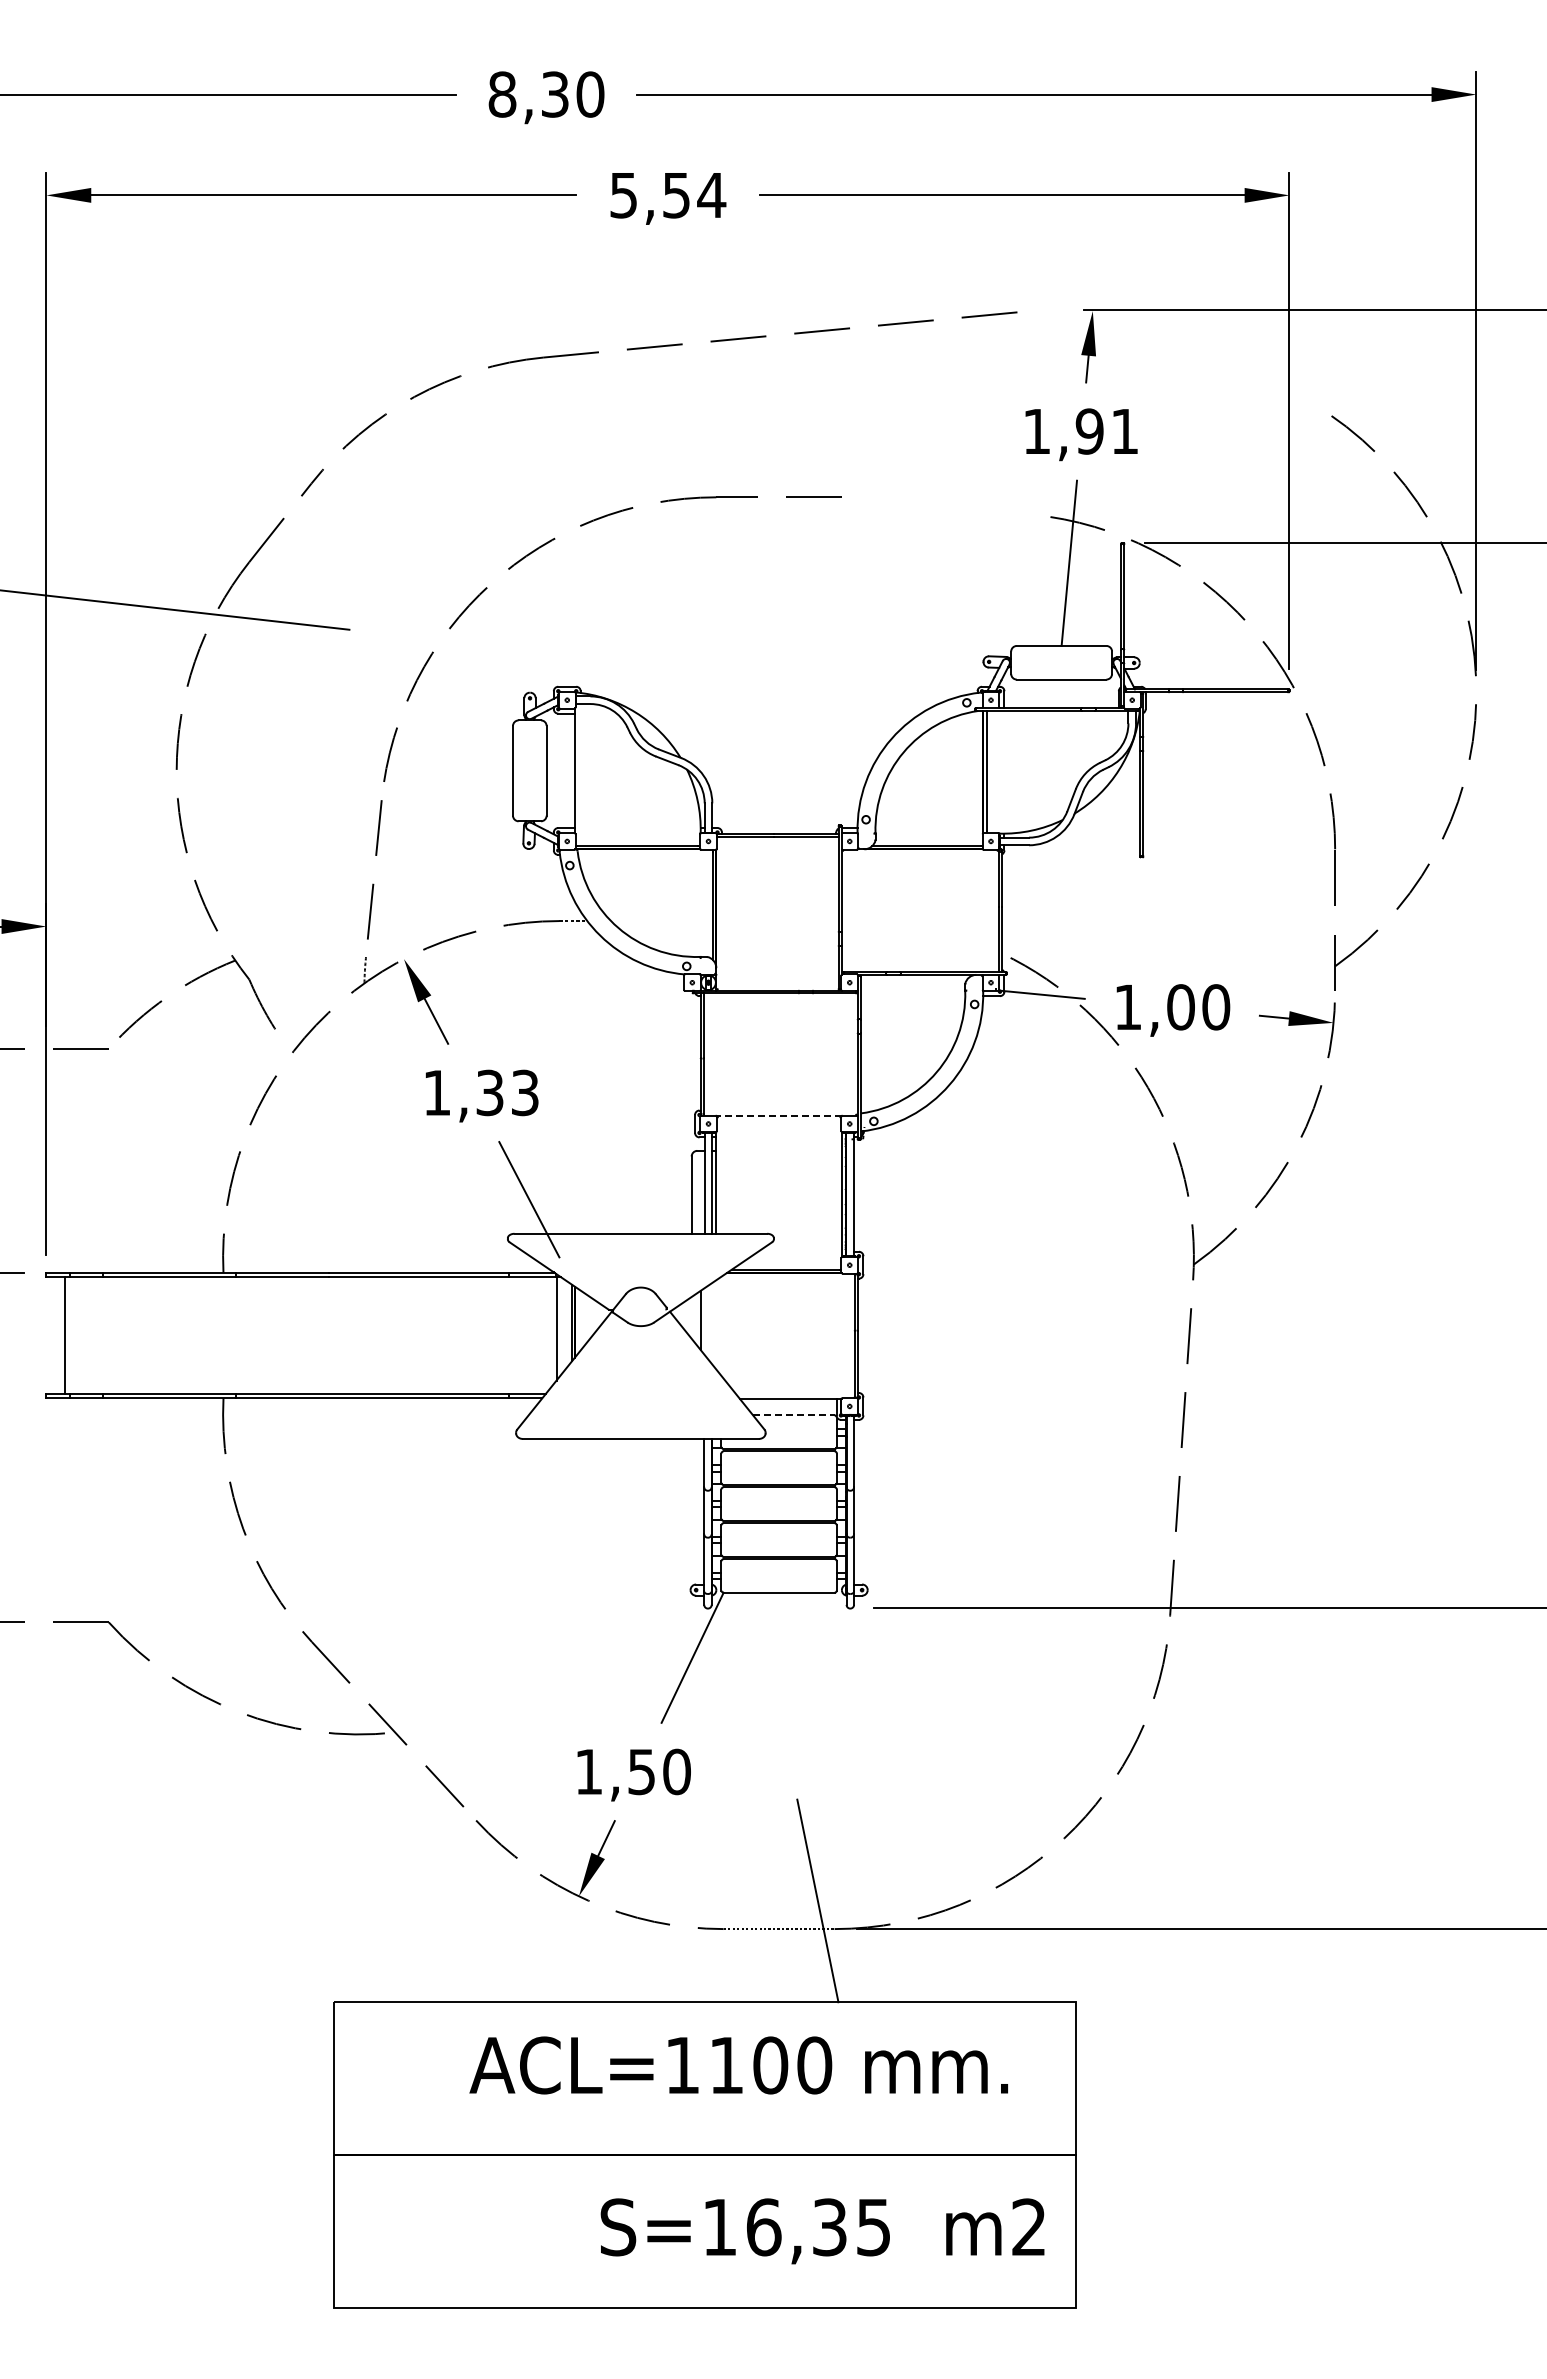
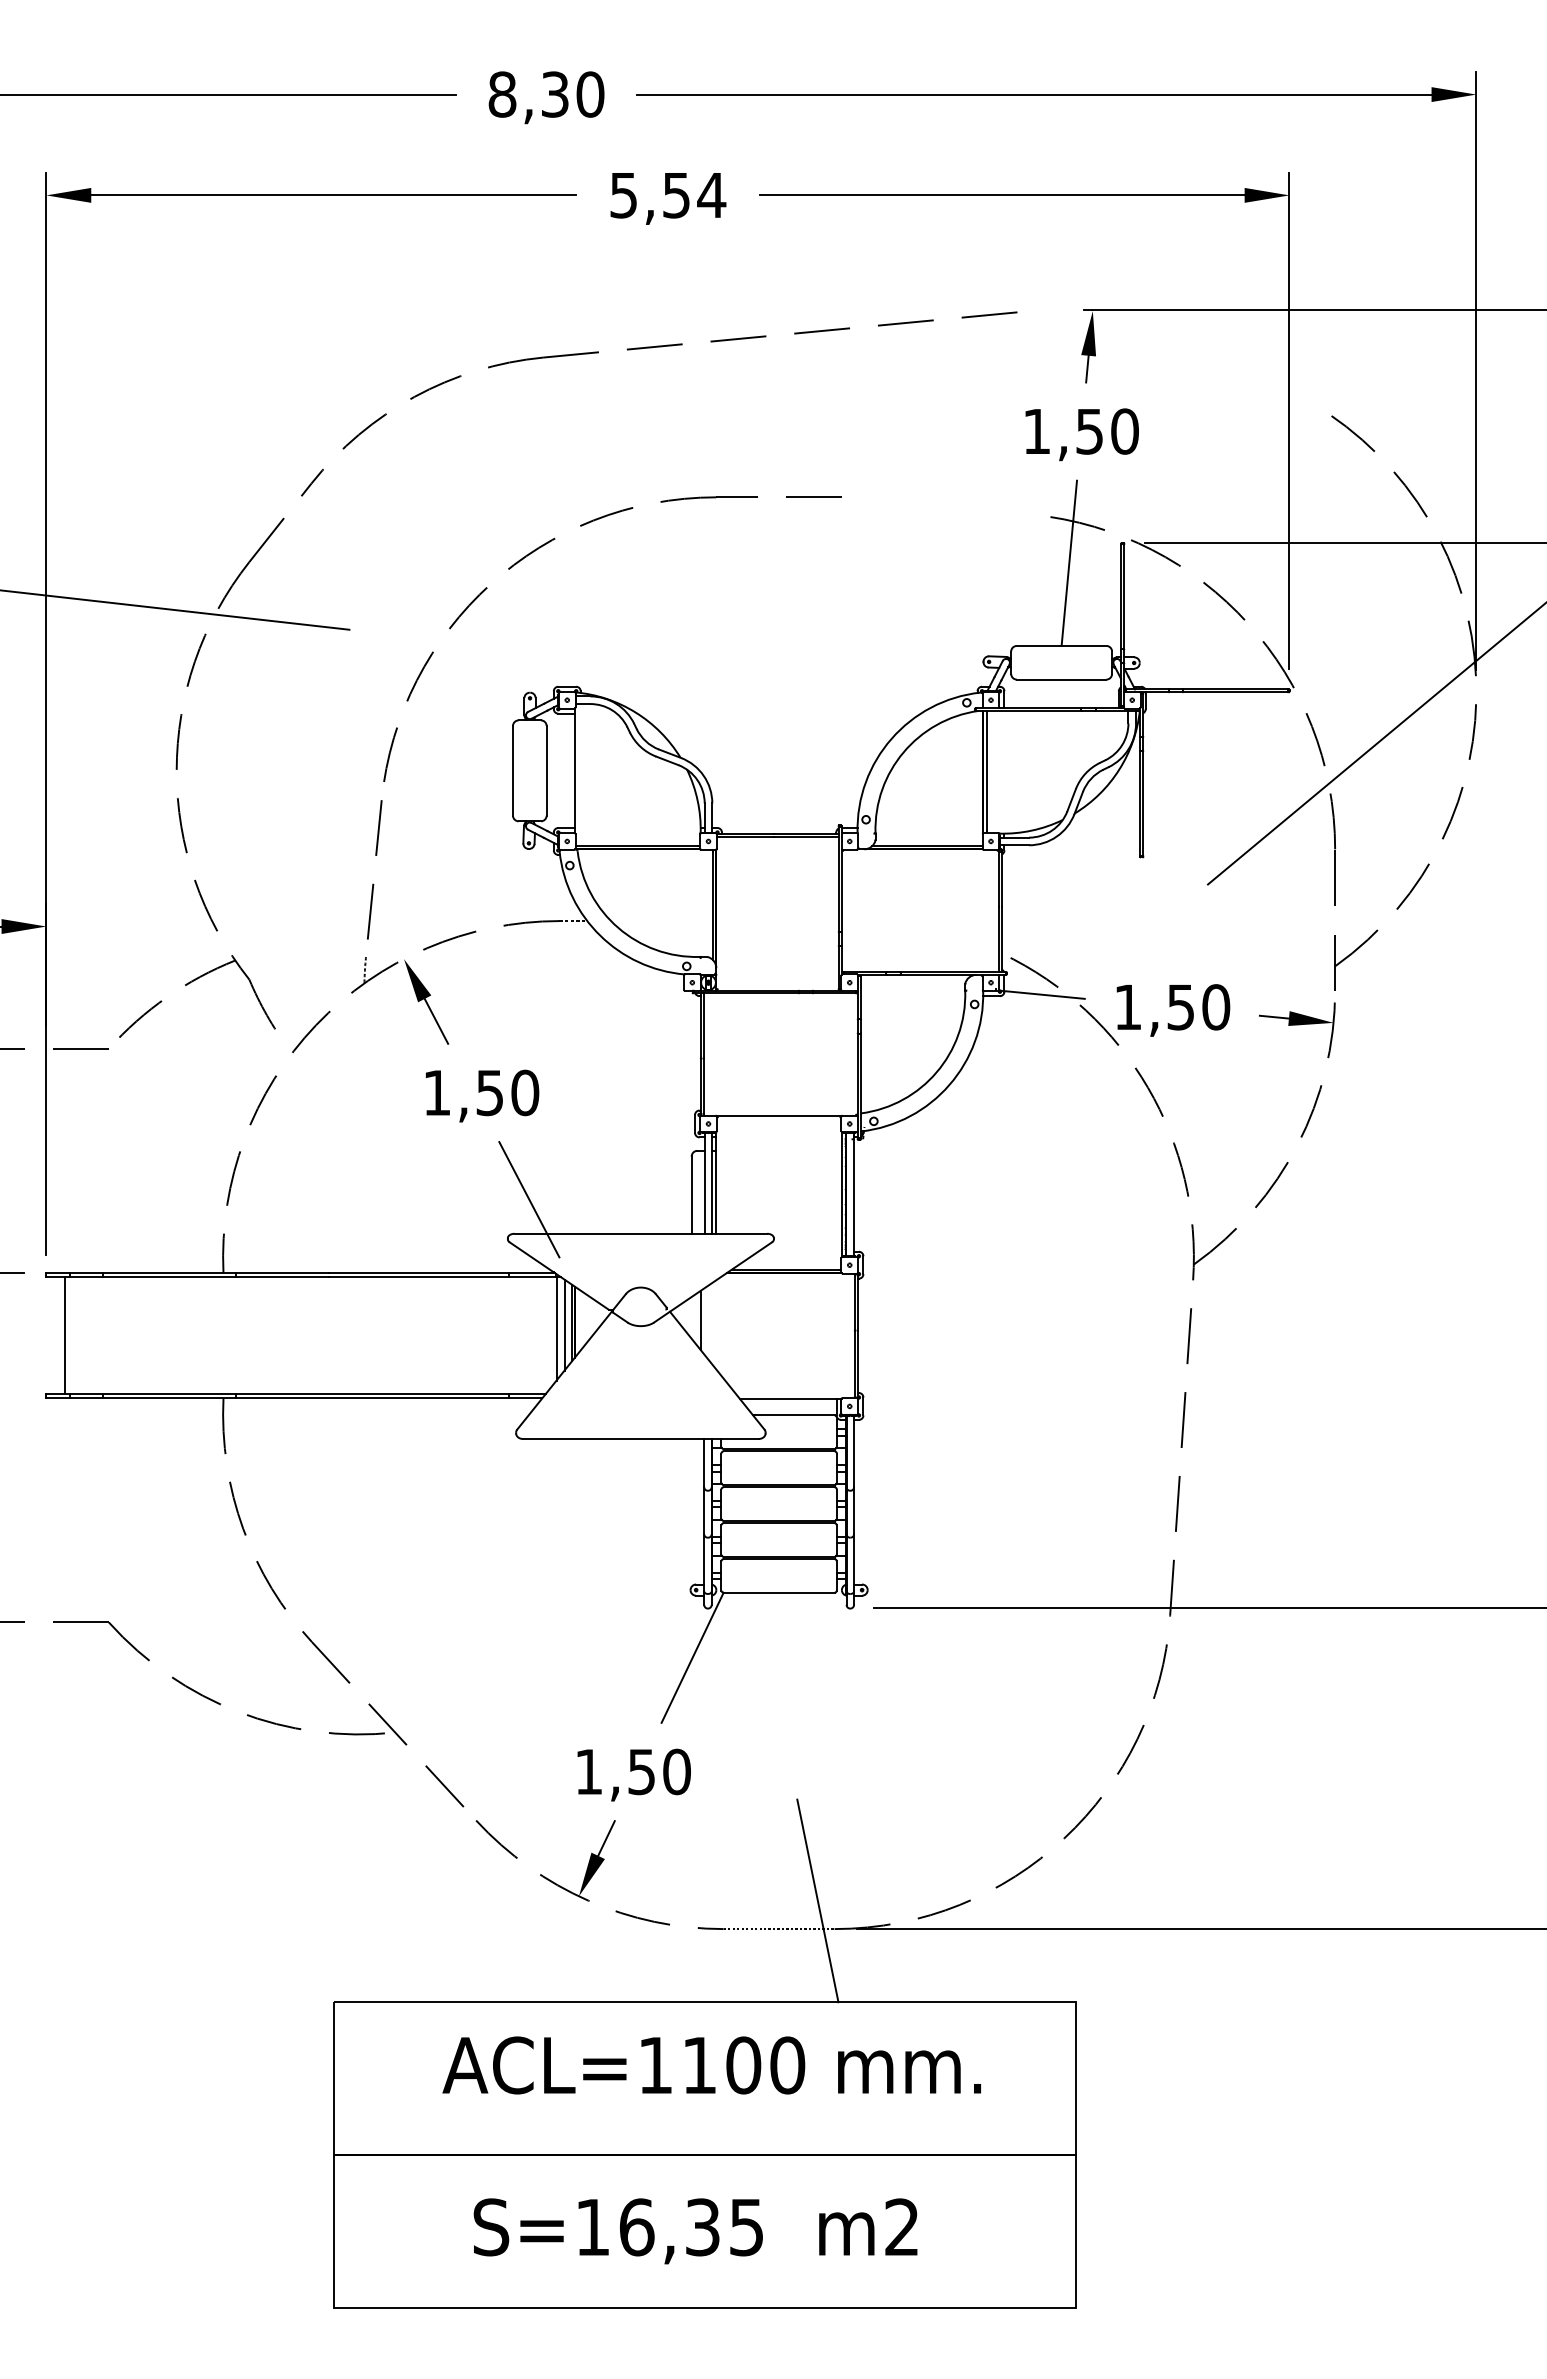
text: 1,91 -> 1,50 (1106, 431)
line: none -> present (1375, 744)
text: 1,00 -> 1,50 (1180, 1007)
text: 1,33 -> 1,50 (508, 1092)
line: dashed -> solid (779, 1116)
line: none -> present (564, 1324)
line: dashed -> solid (793, 1415)
text position: (738, 2065) -> (711, 2065) (711, 2065)
text position: (822, 2231) -> (695, 2231) (695, 2231)
